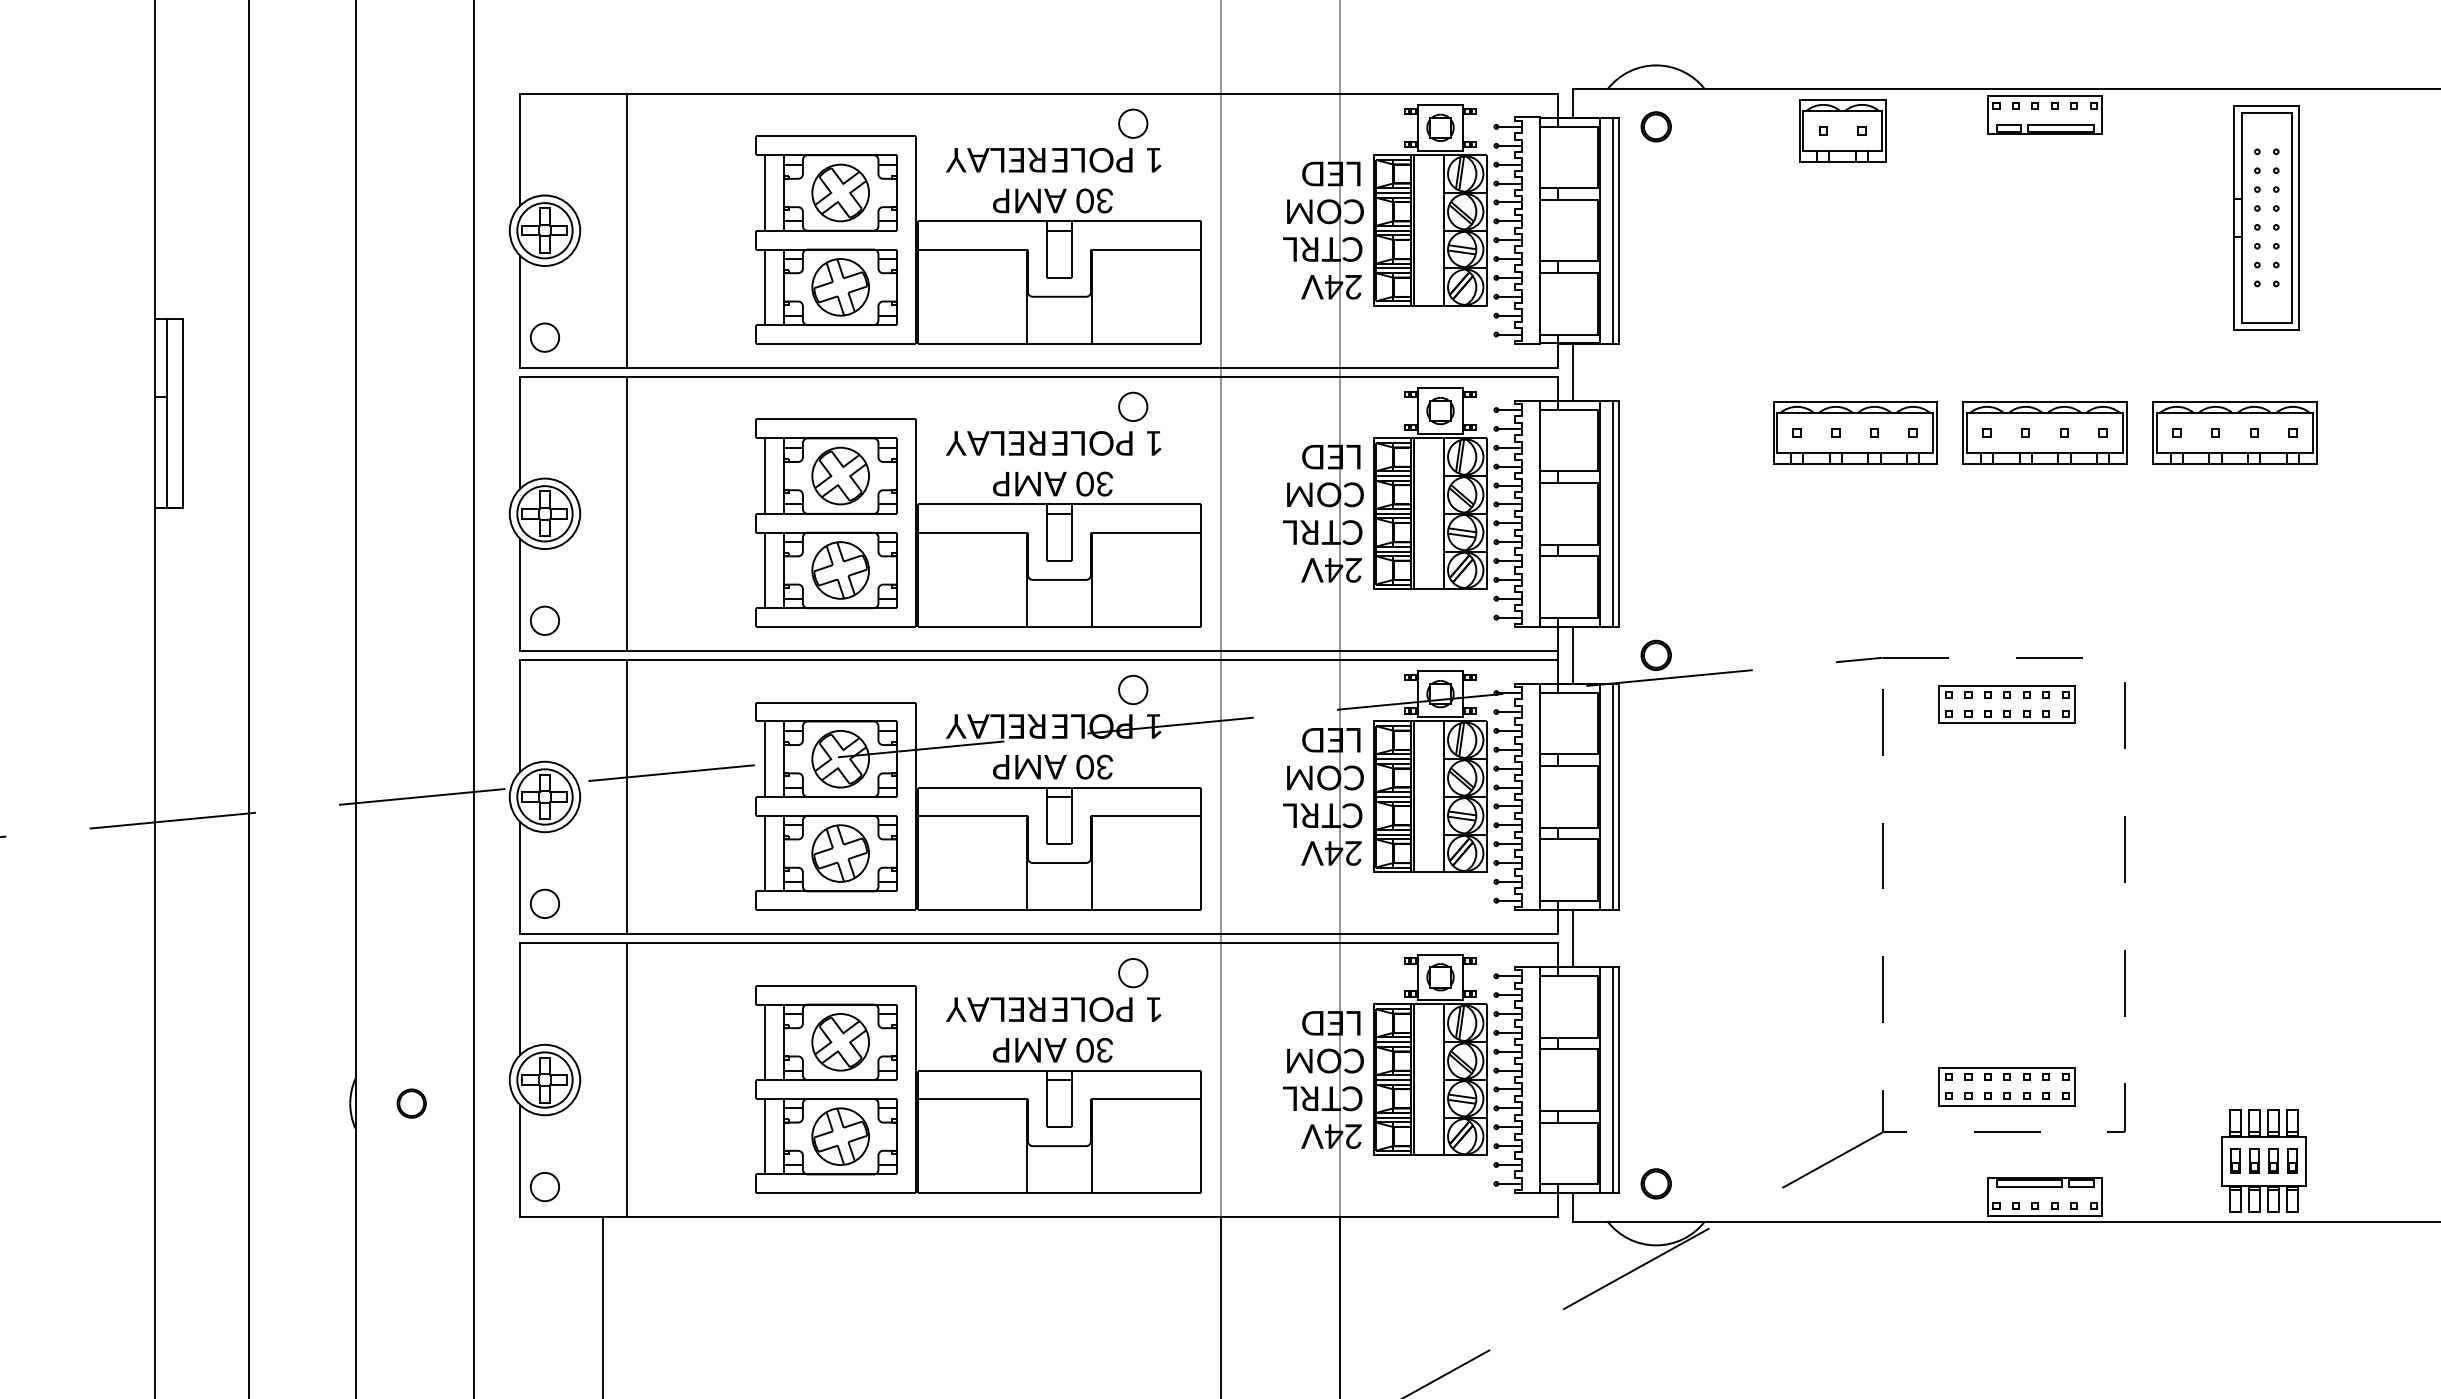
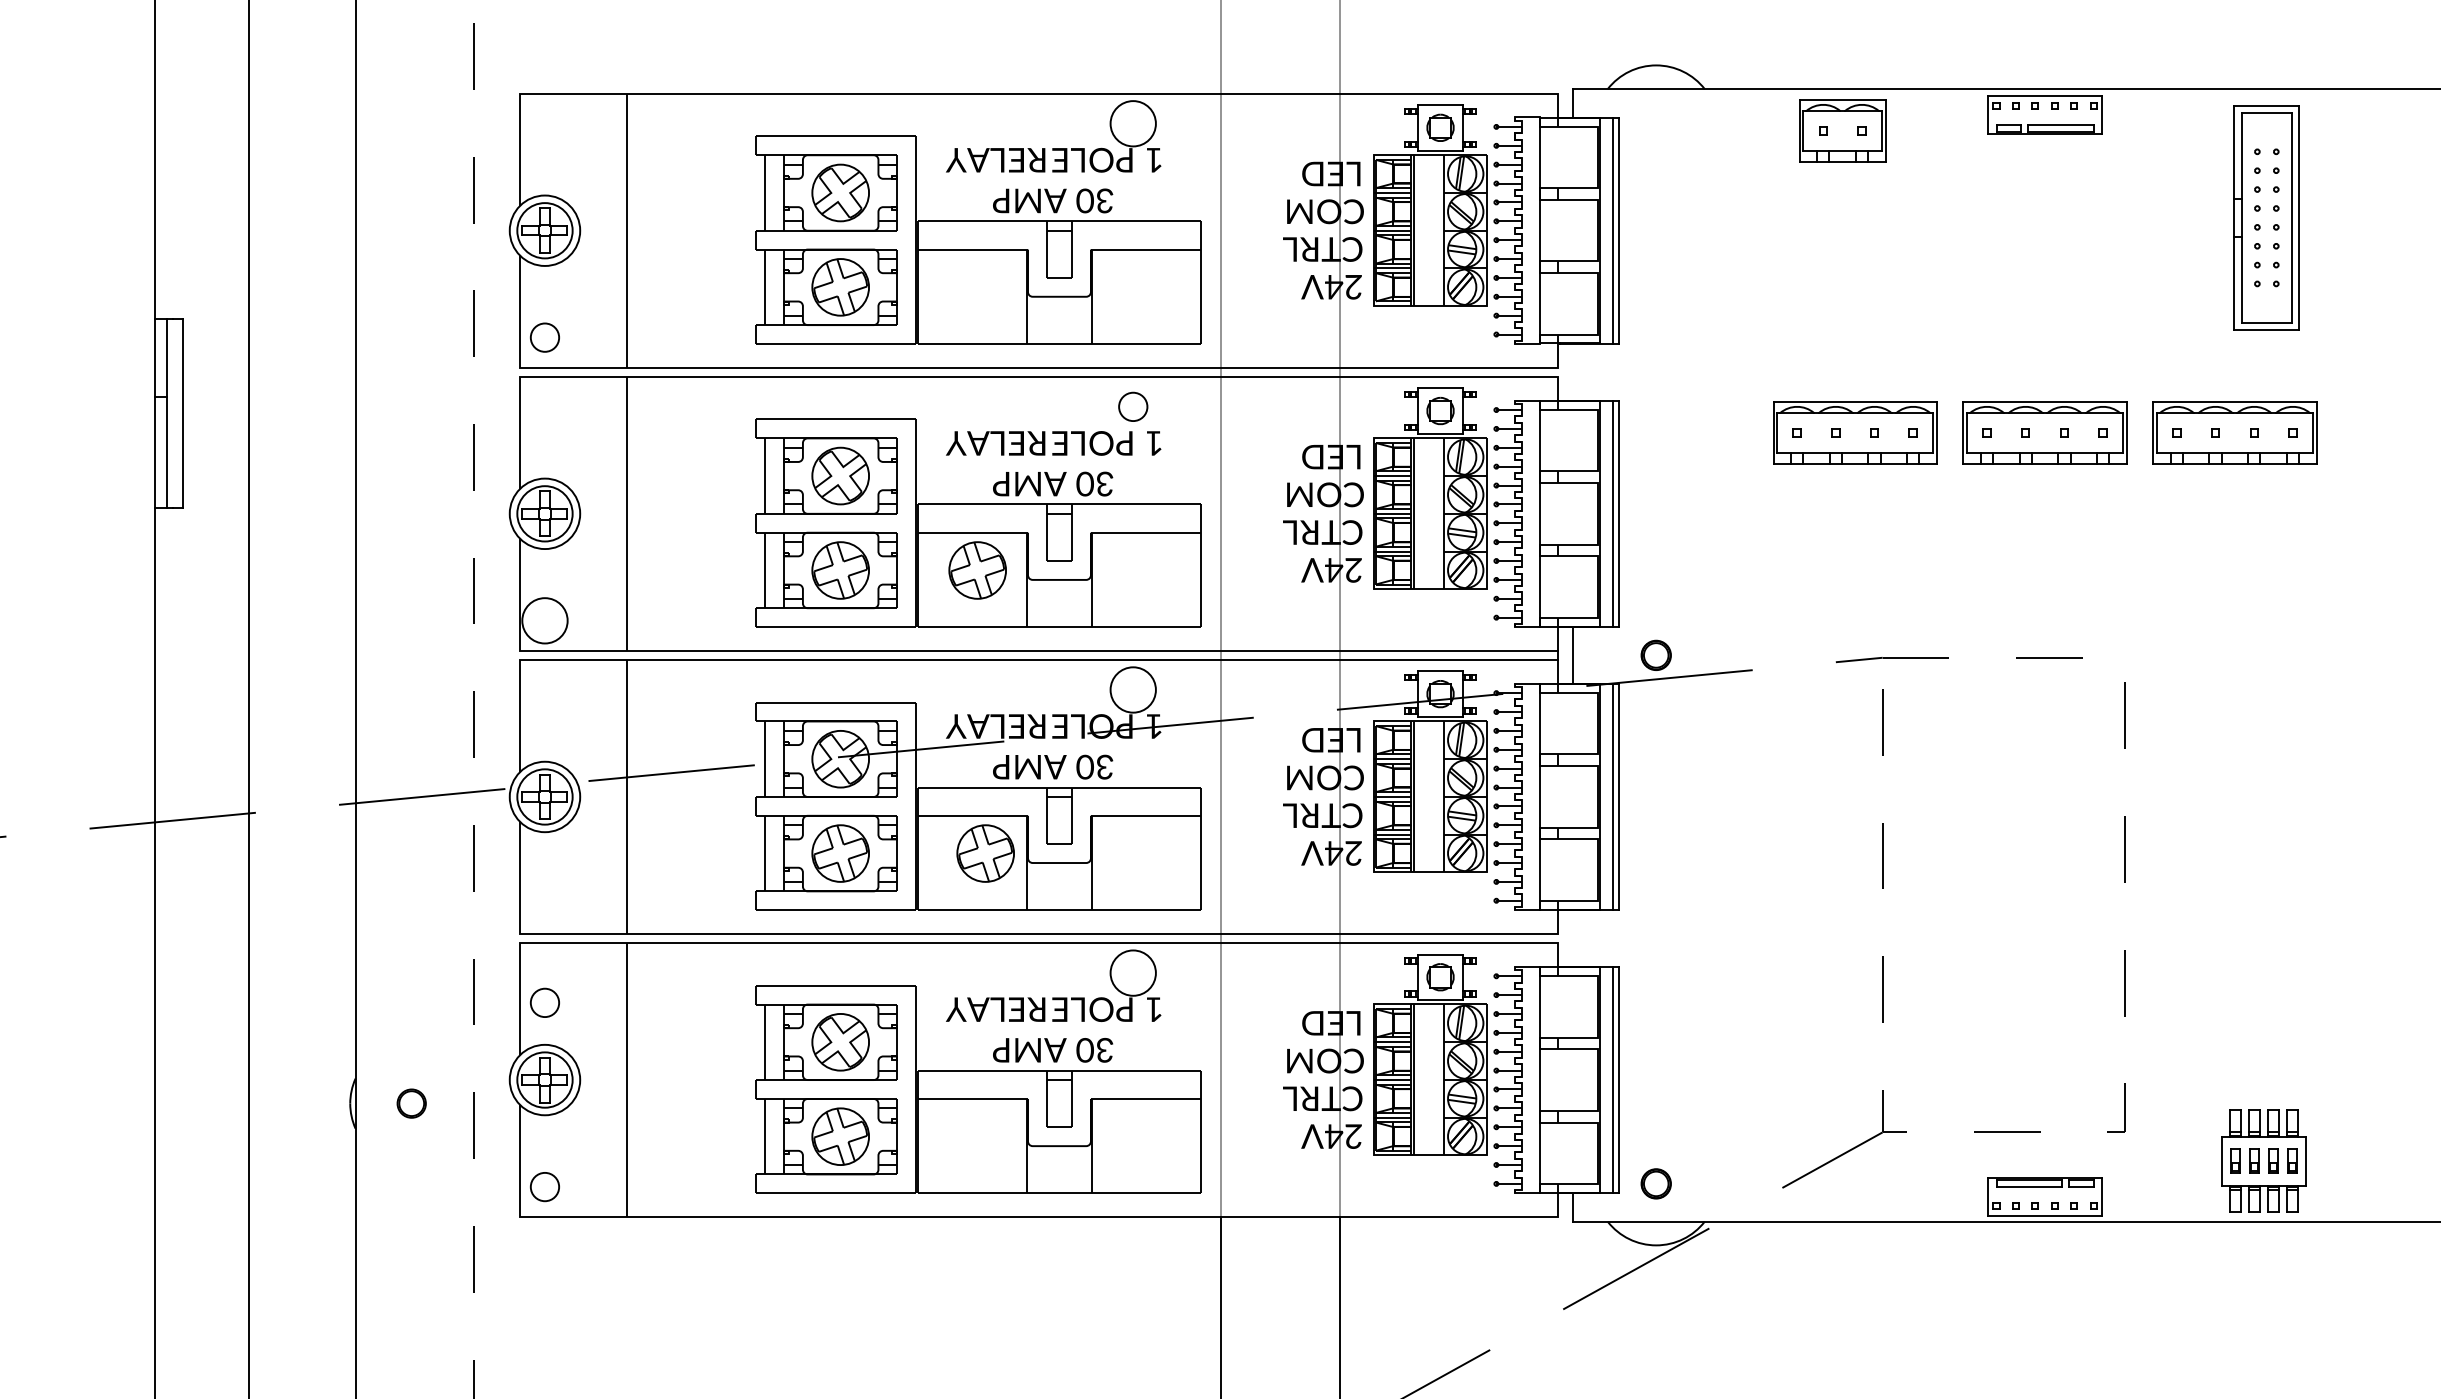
circle diameter: 28 px -> 45 px (1132, 123)
part: present -> none (1655, 126)
line: present -> none (1573, 371)
part: none -> present (977, 570)
circle diameter: 28 px -> 45 px (544, 620)
circle diameter: 28 px -> 45 px (1132, 689)
line: solid -> dashed (473, 698)
part: present -> none (2006, 704)
part: none -> present (985, 853)
circle position: (544, 903) -> (544, 1002) (544, 1002)
line: present -> none (1573, 938)
circle diameter: 28 px -> 45 px (1132, 972)
part: present -> none (2006, 1086)
line: present -> none (603, 1305)
